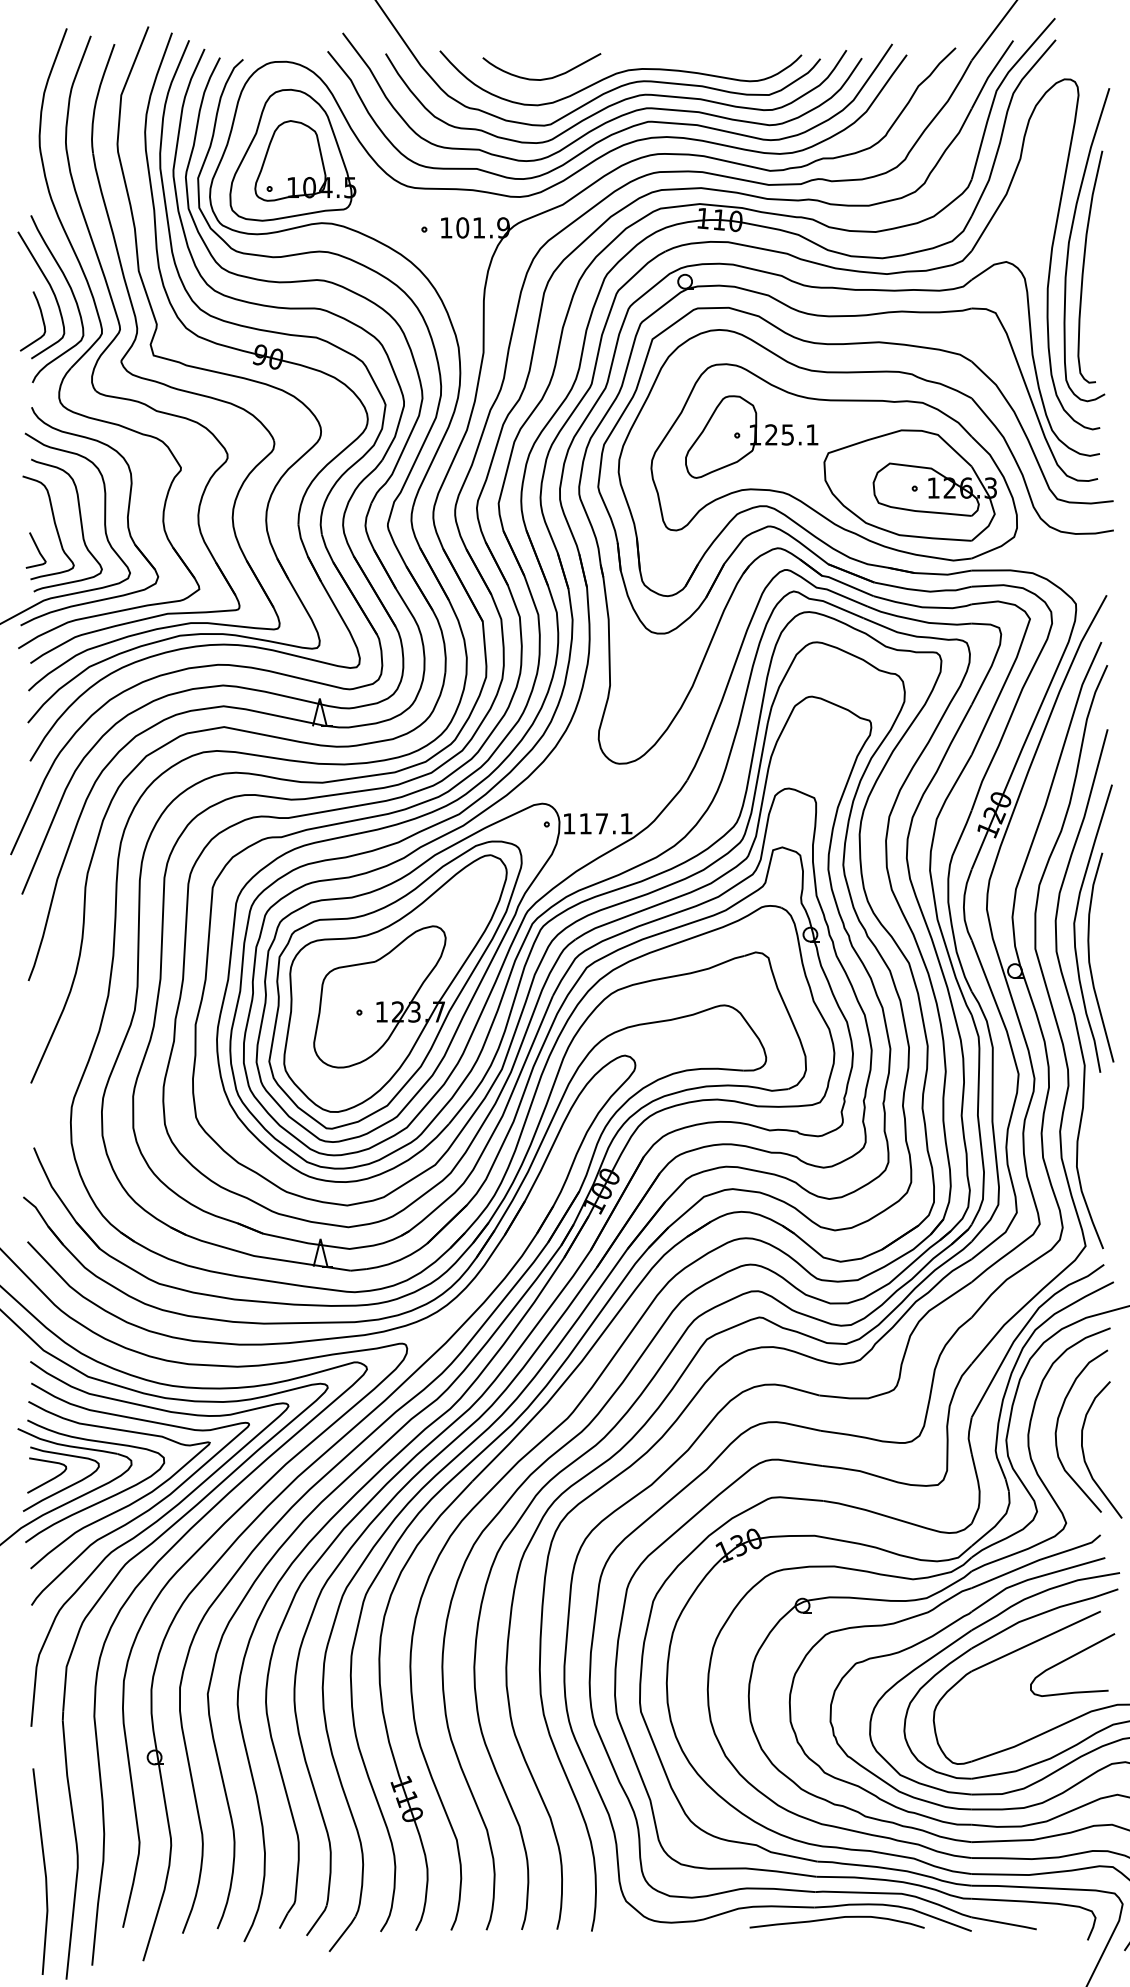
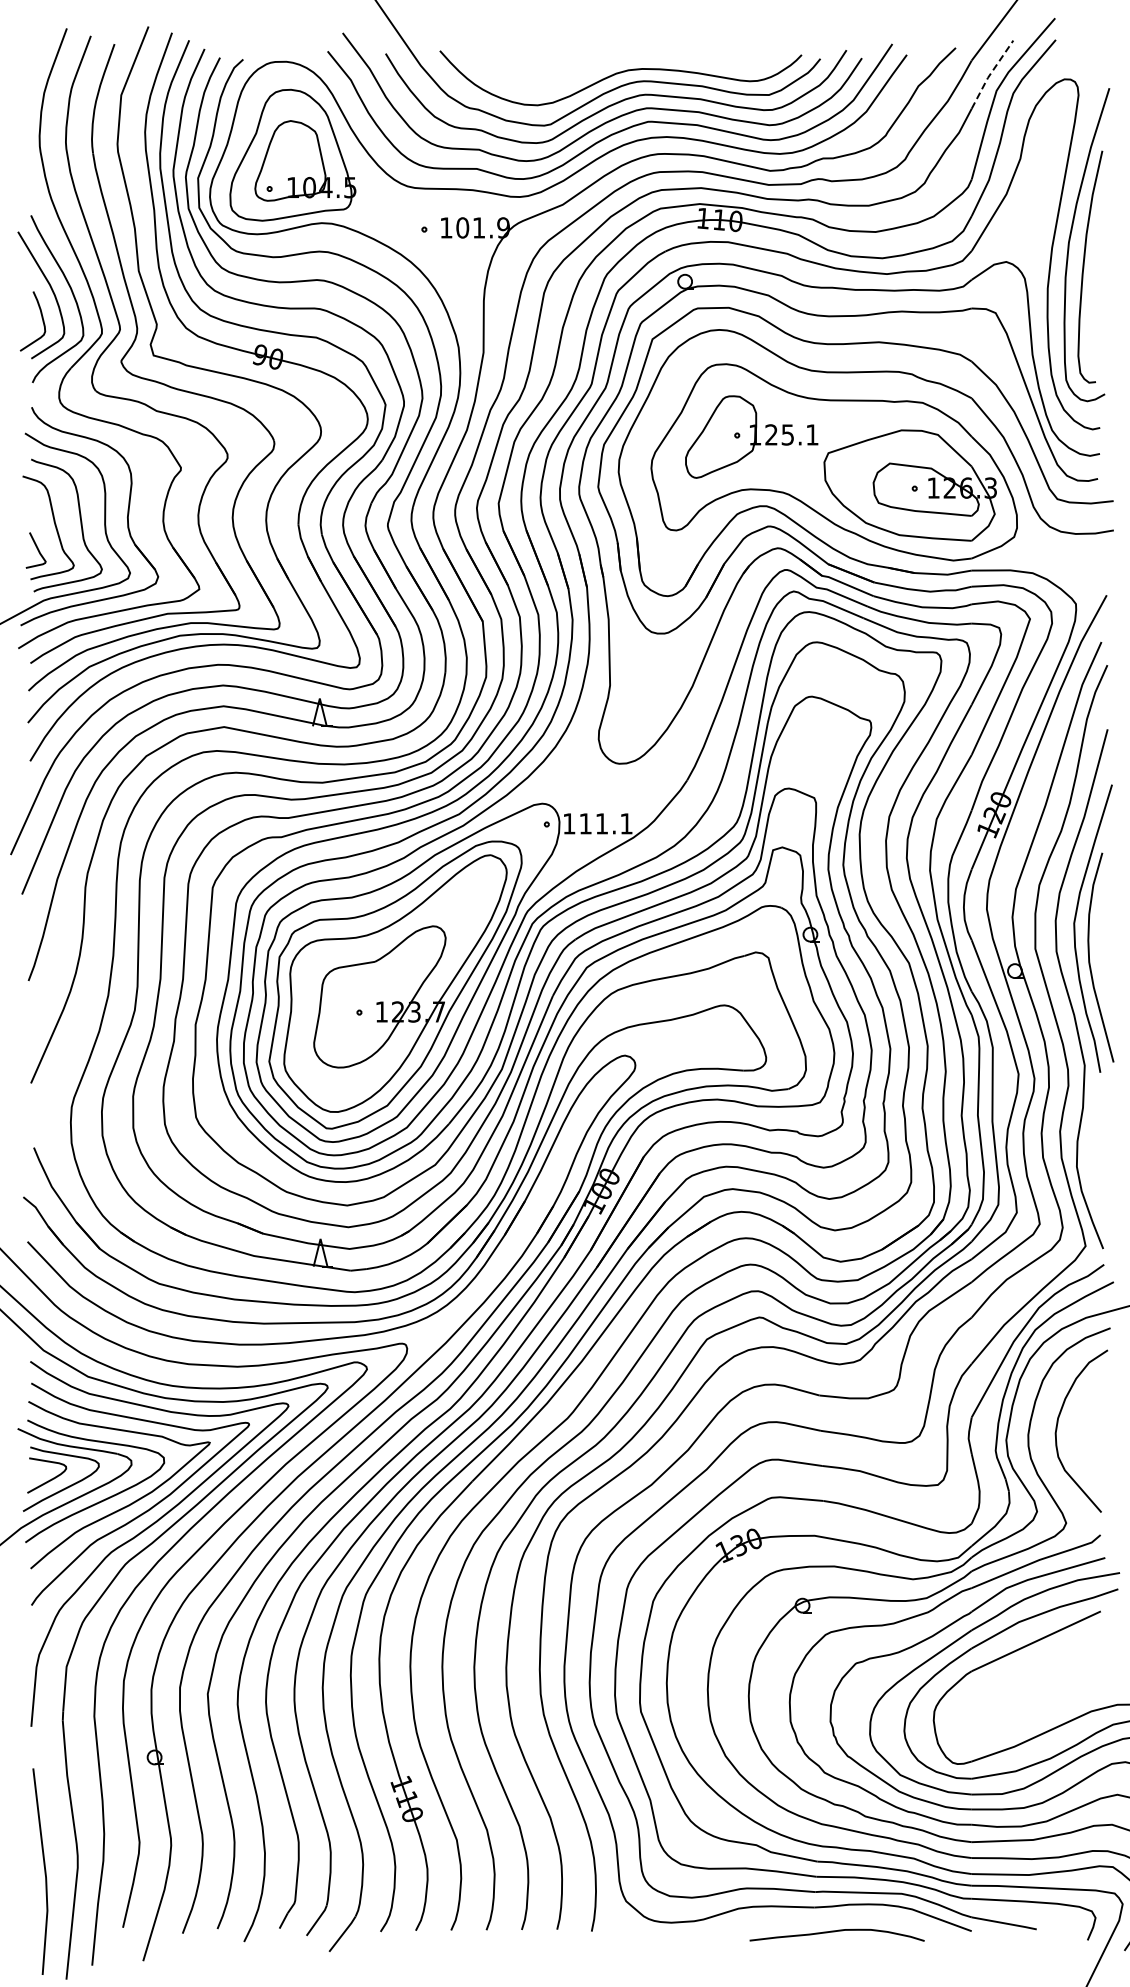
line: solid -> dashed (990, 73)
curve: present -> none (542, 78)
text: 117.1 -> 111.1 (601, 823)
curve: present -> none (1084, 1452)
curve: present -> none (1070, 1658)
curve position: (835, 1919) -> (835, 1932) (835, 1932)
